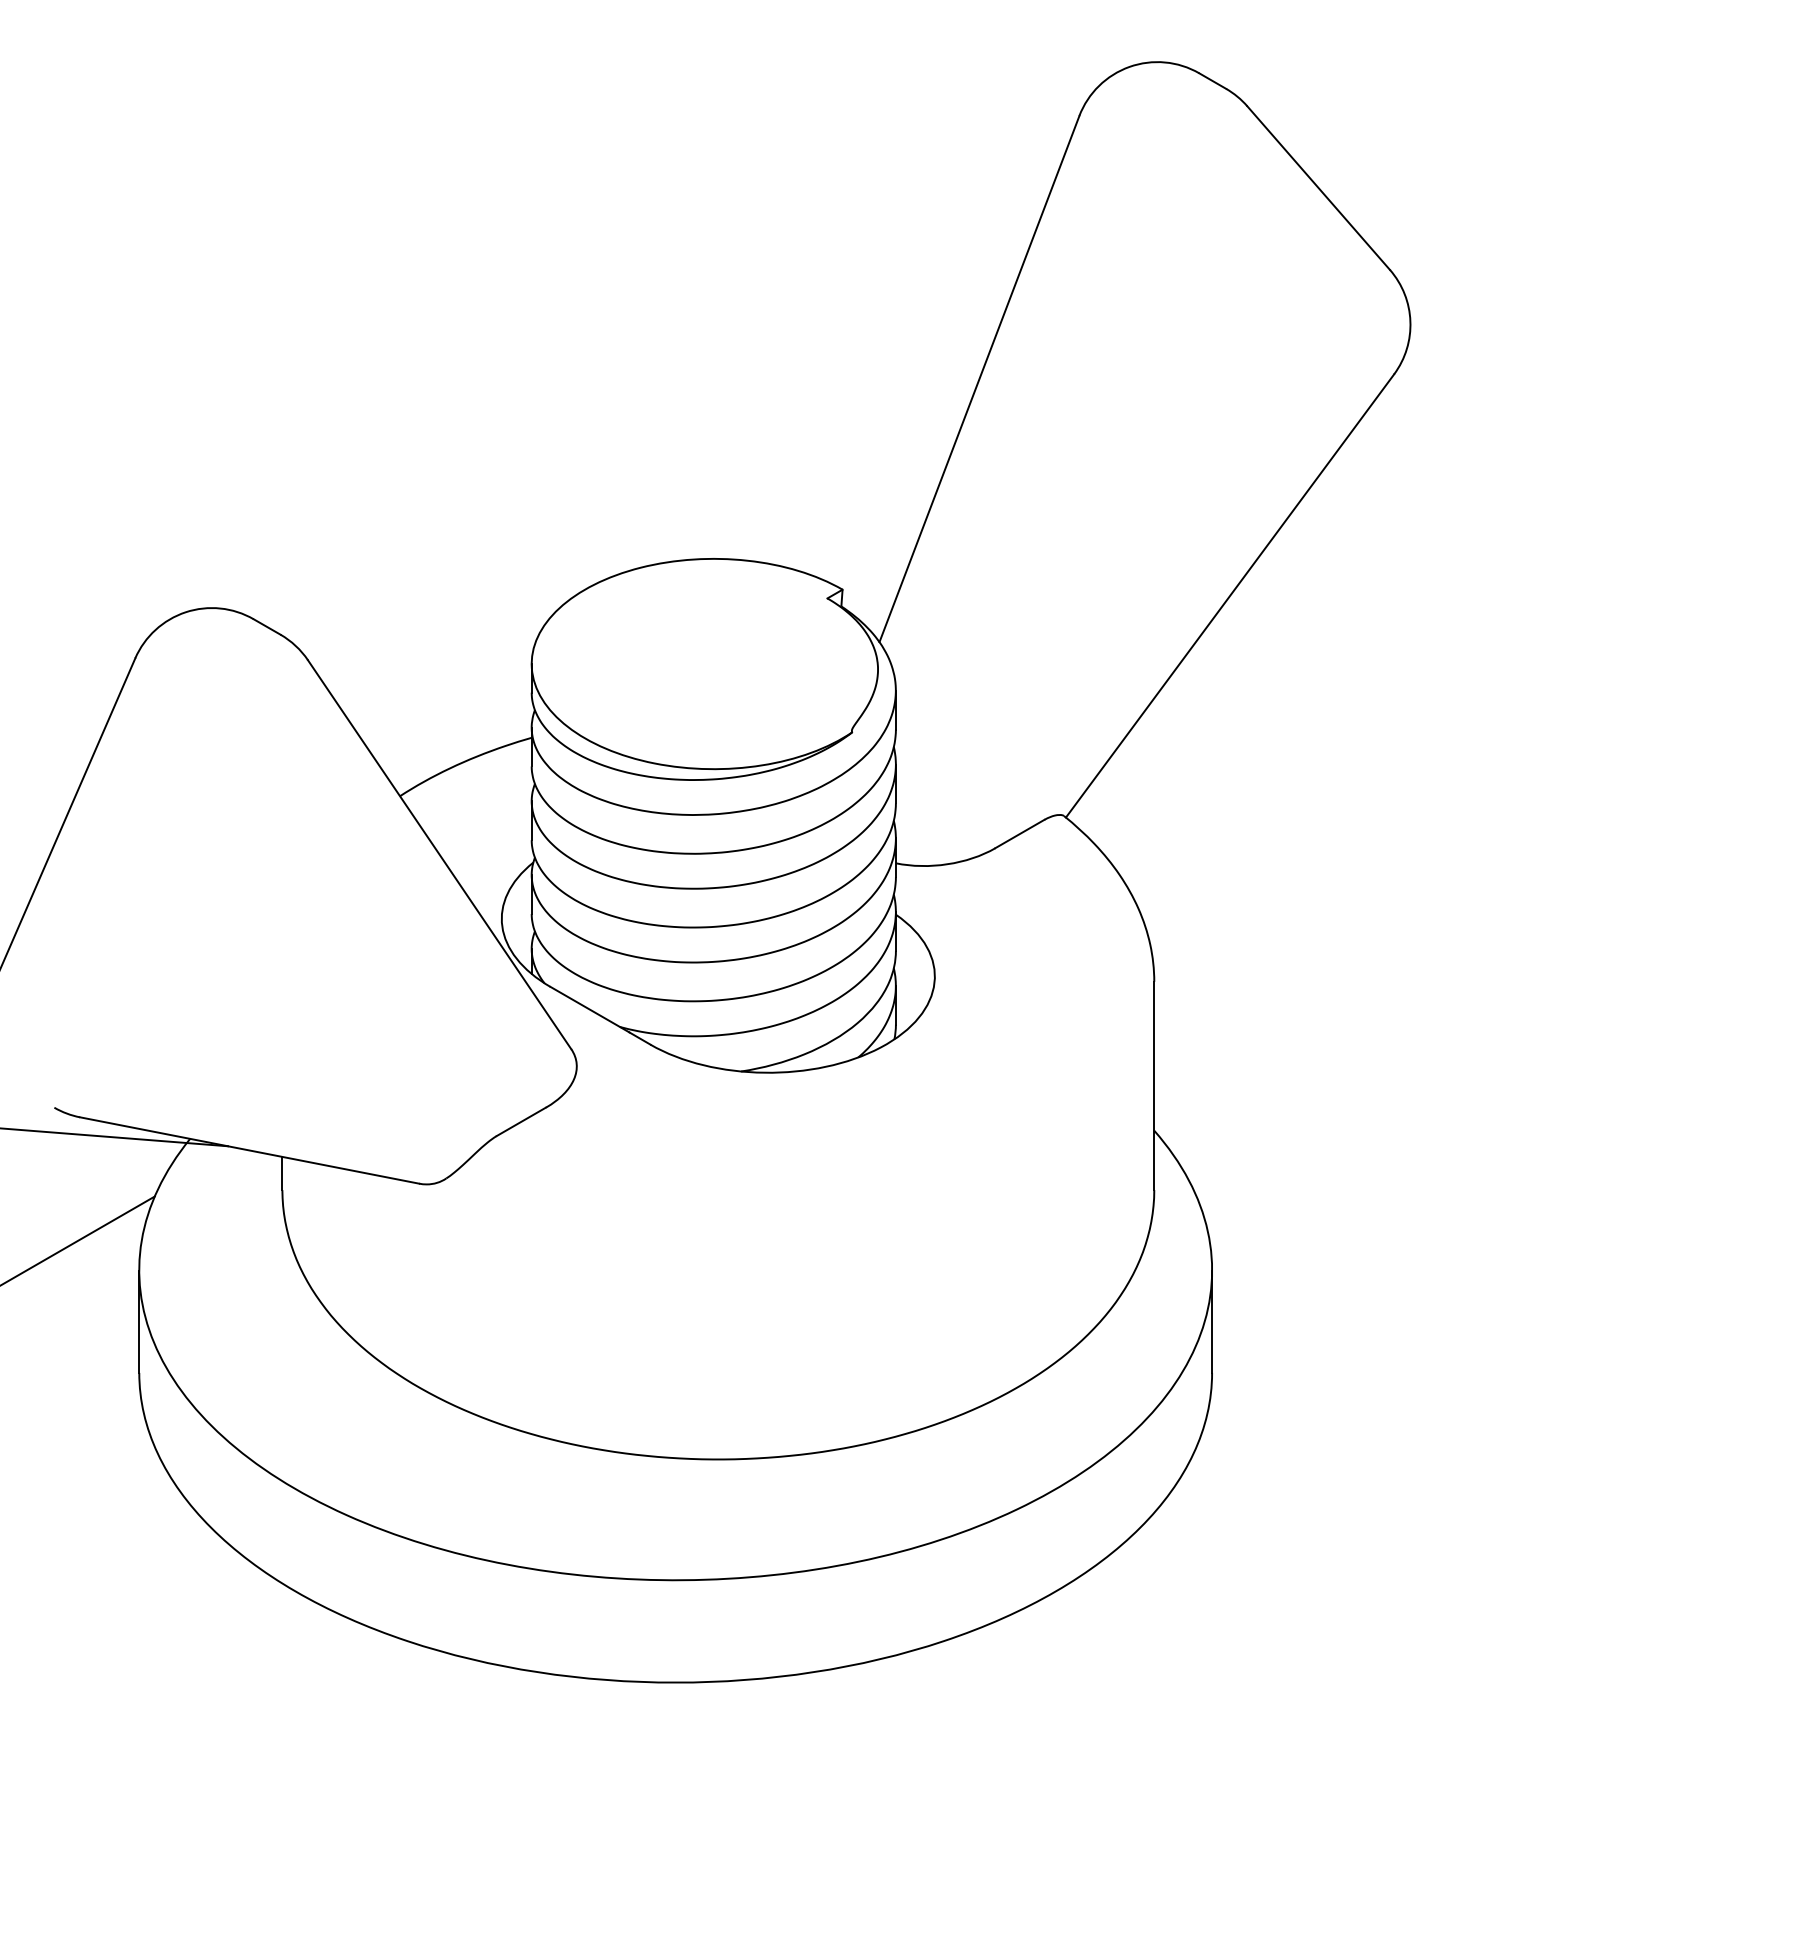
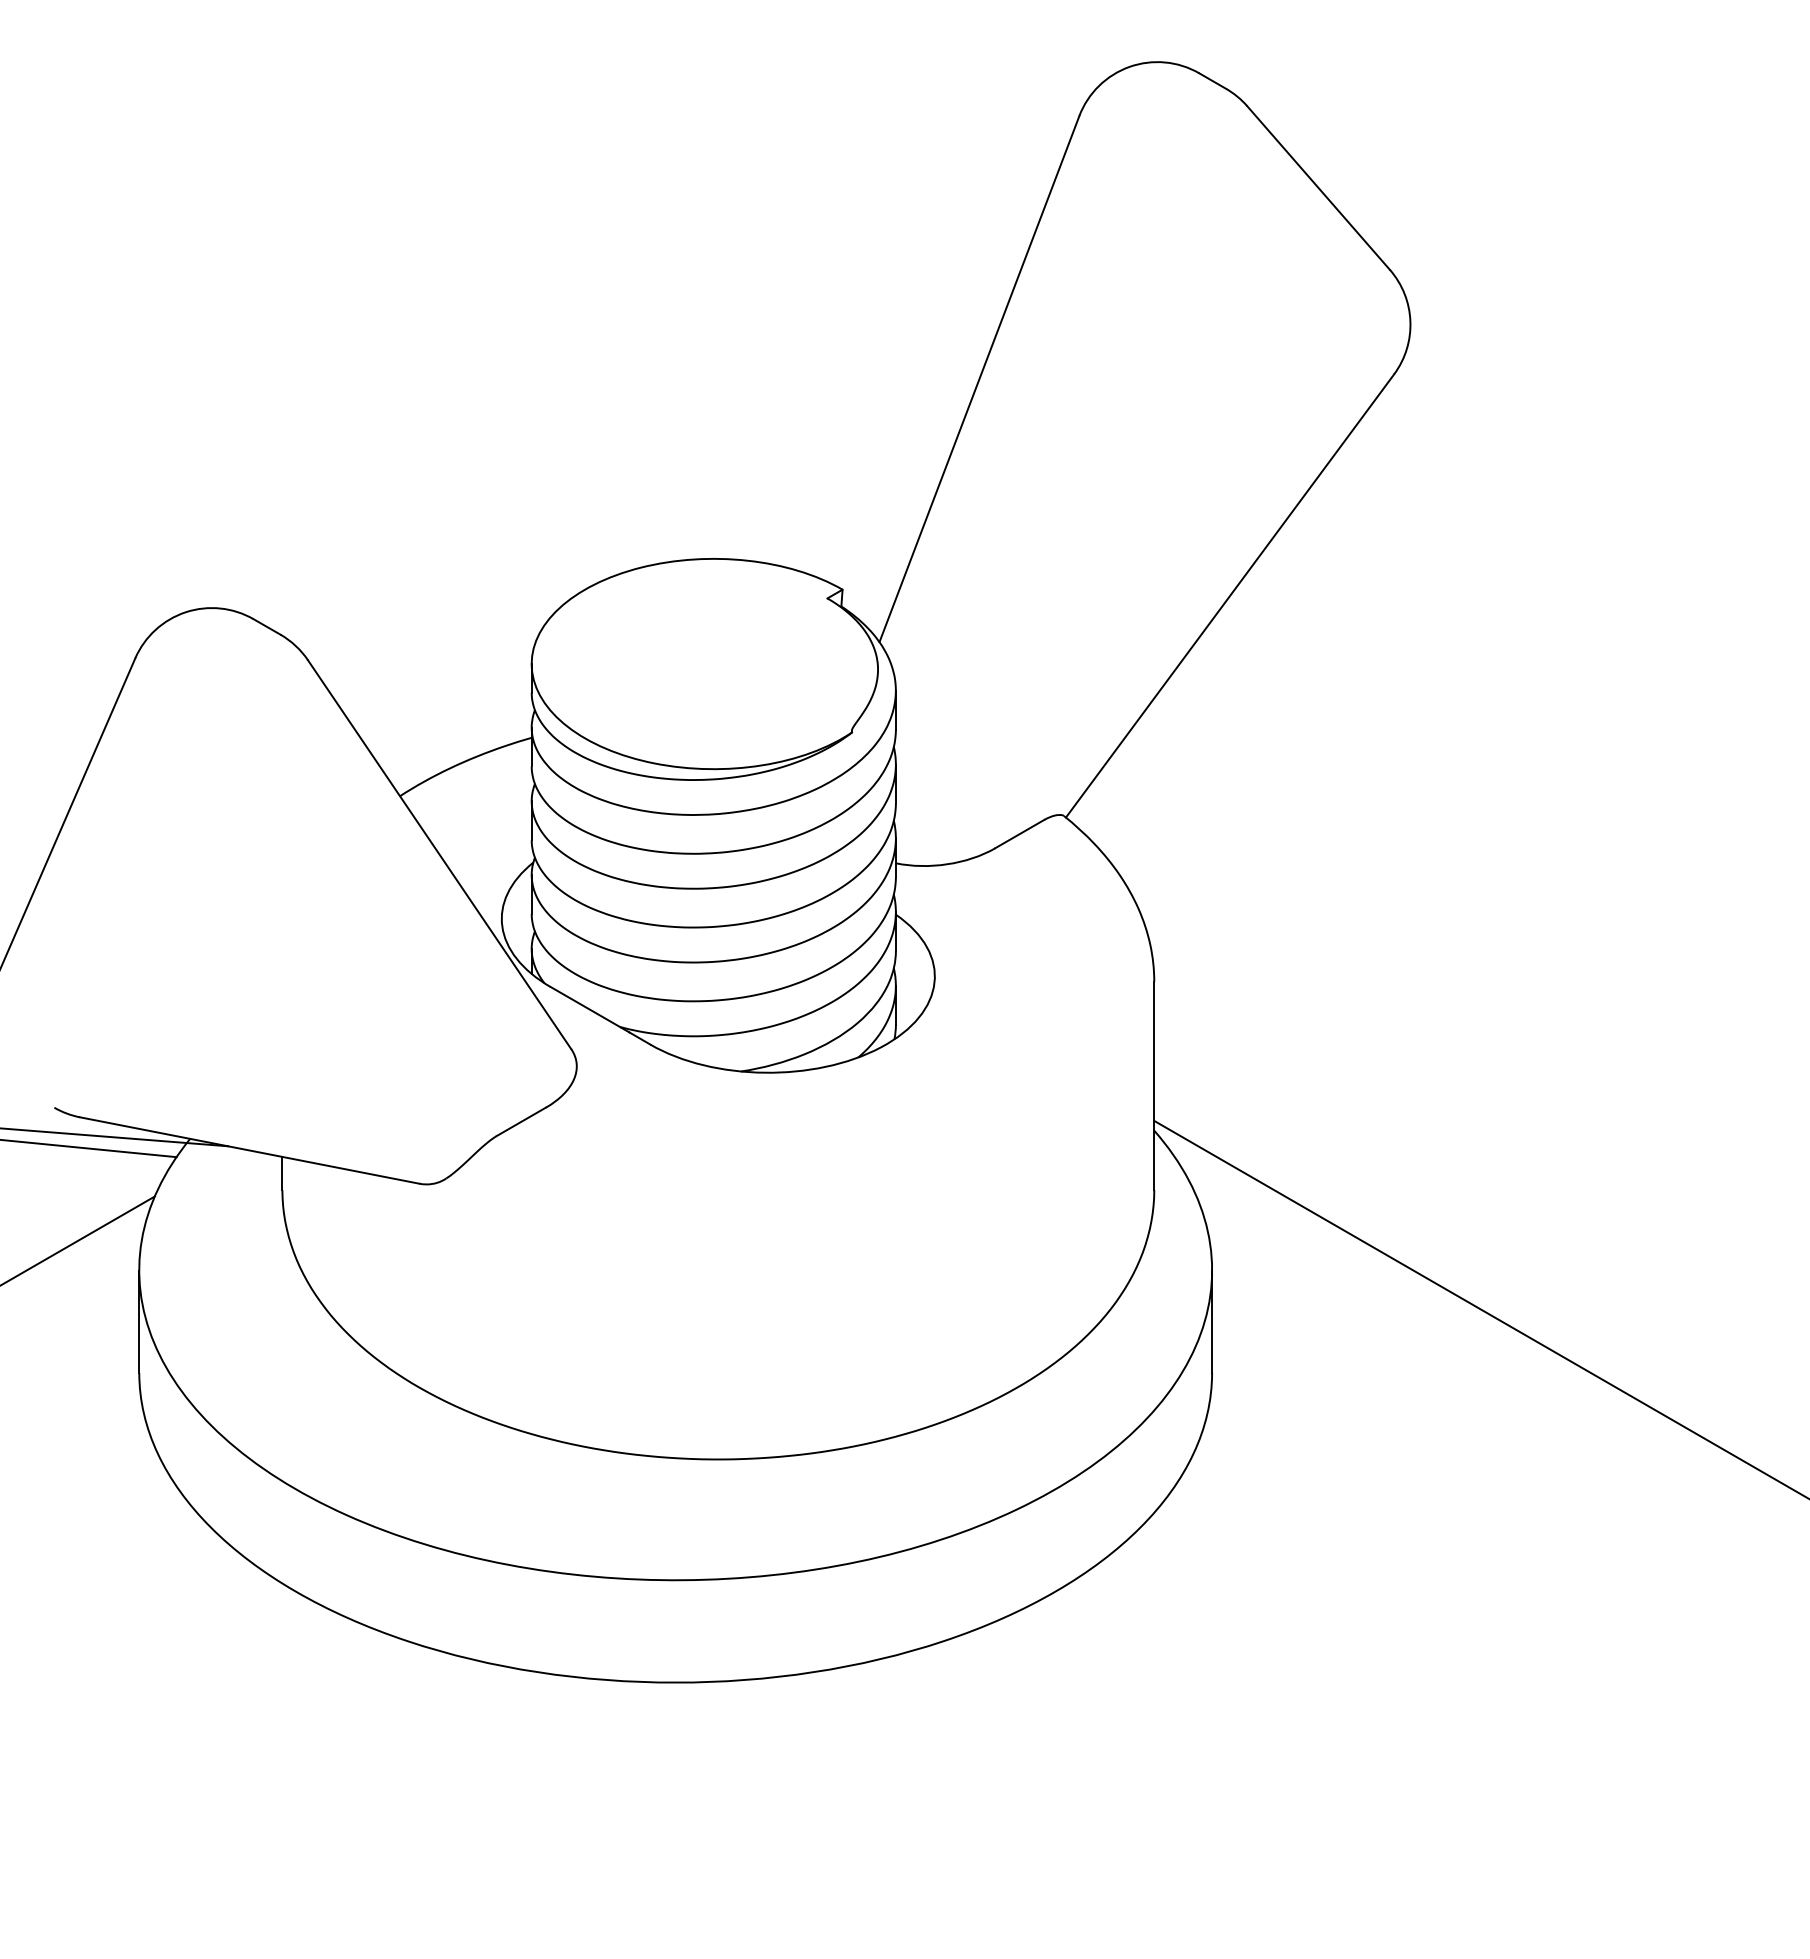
line: none -> present (89, 1148)
line: none -> present (1480, 1308)
